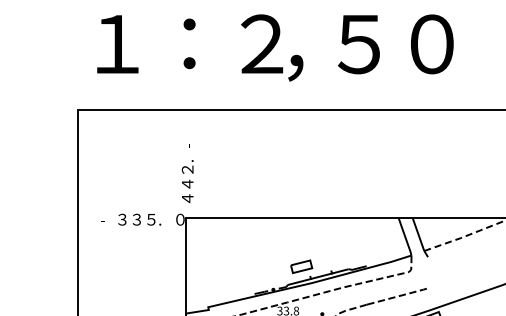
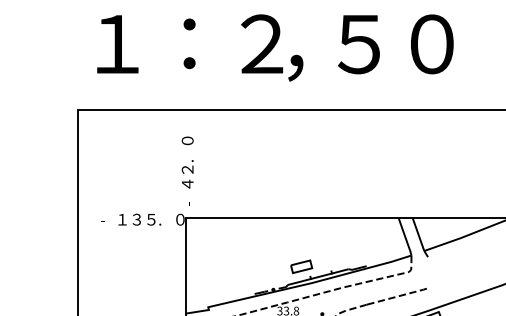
text: - -> ０ (187, 141)
text: ４ -> - (187, 199)
text: ３ -> １ (122, 219)
line: dashed -> solid (465, 236)
